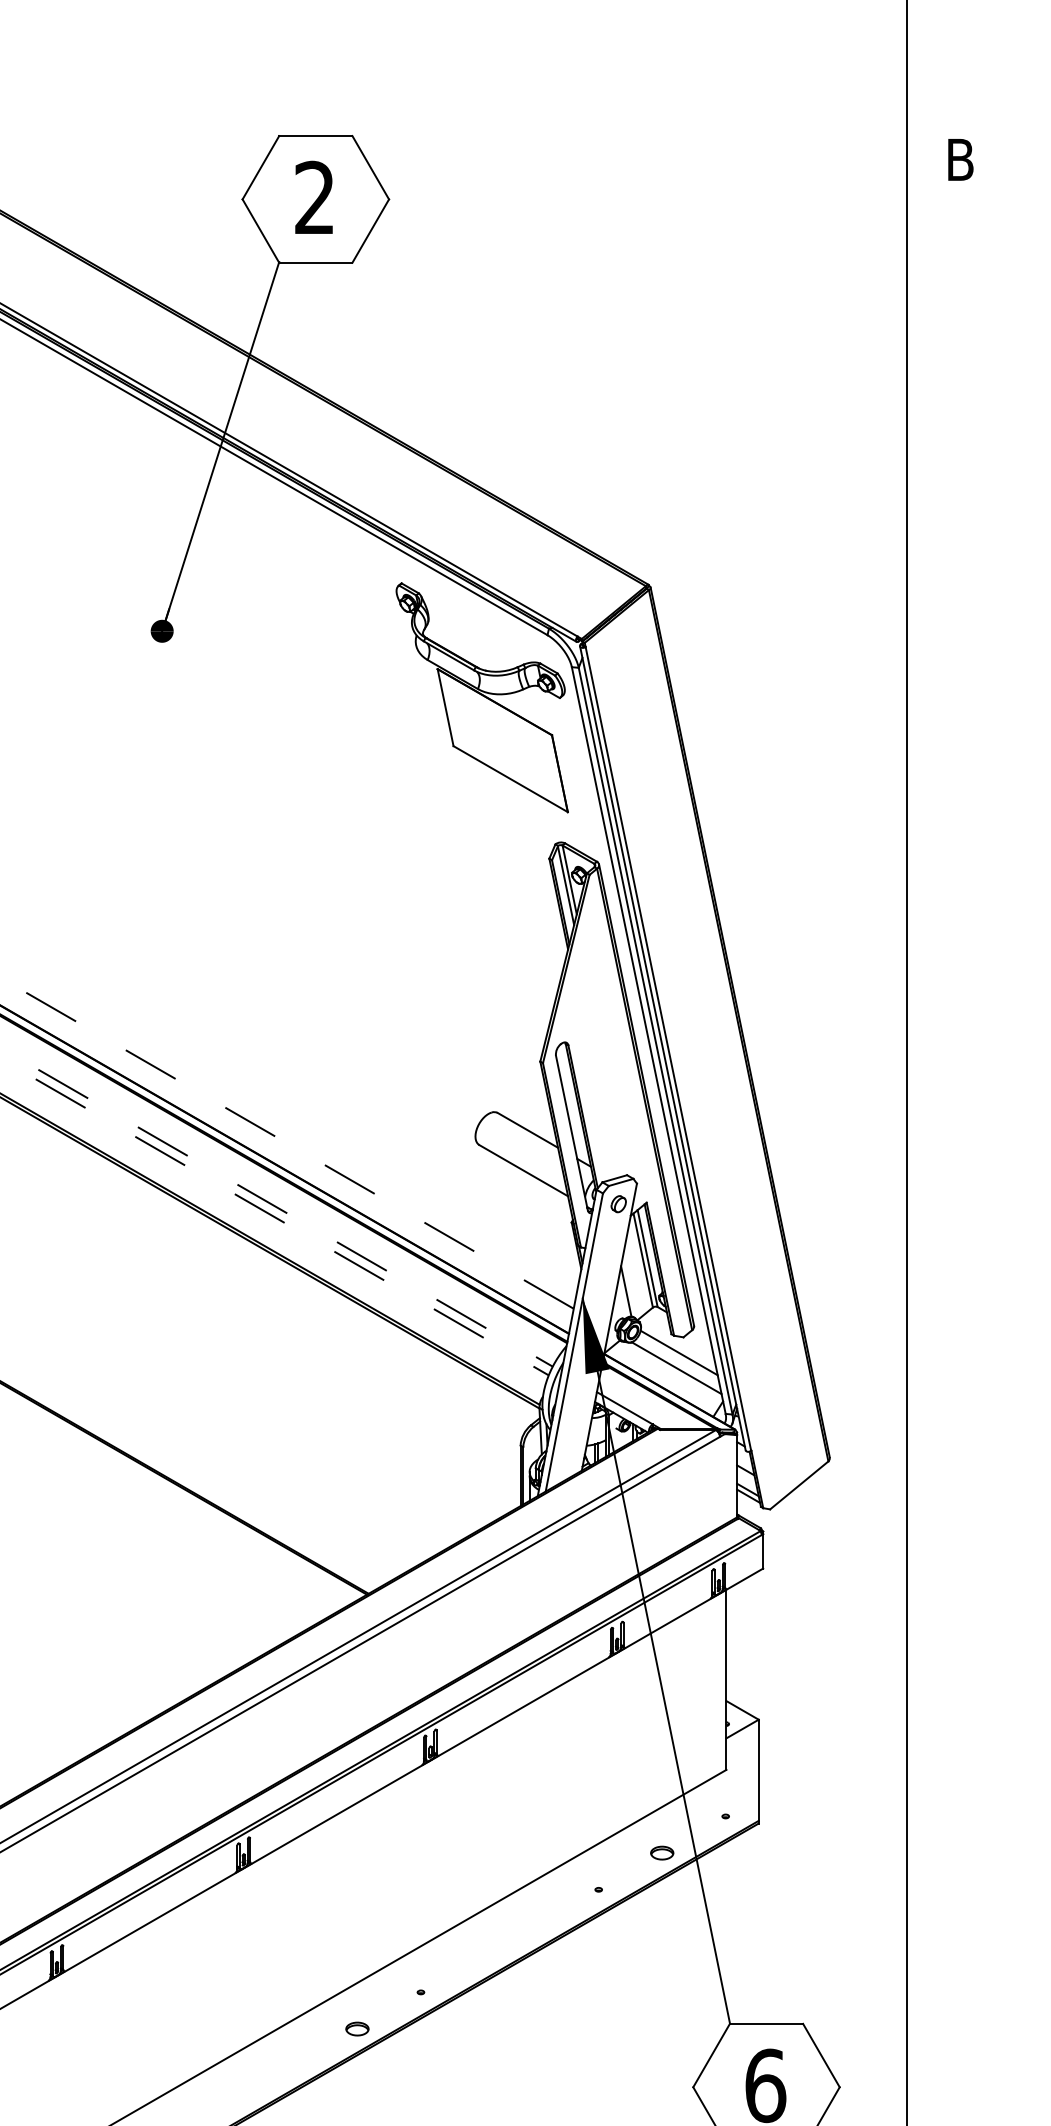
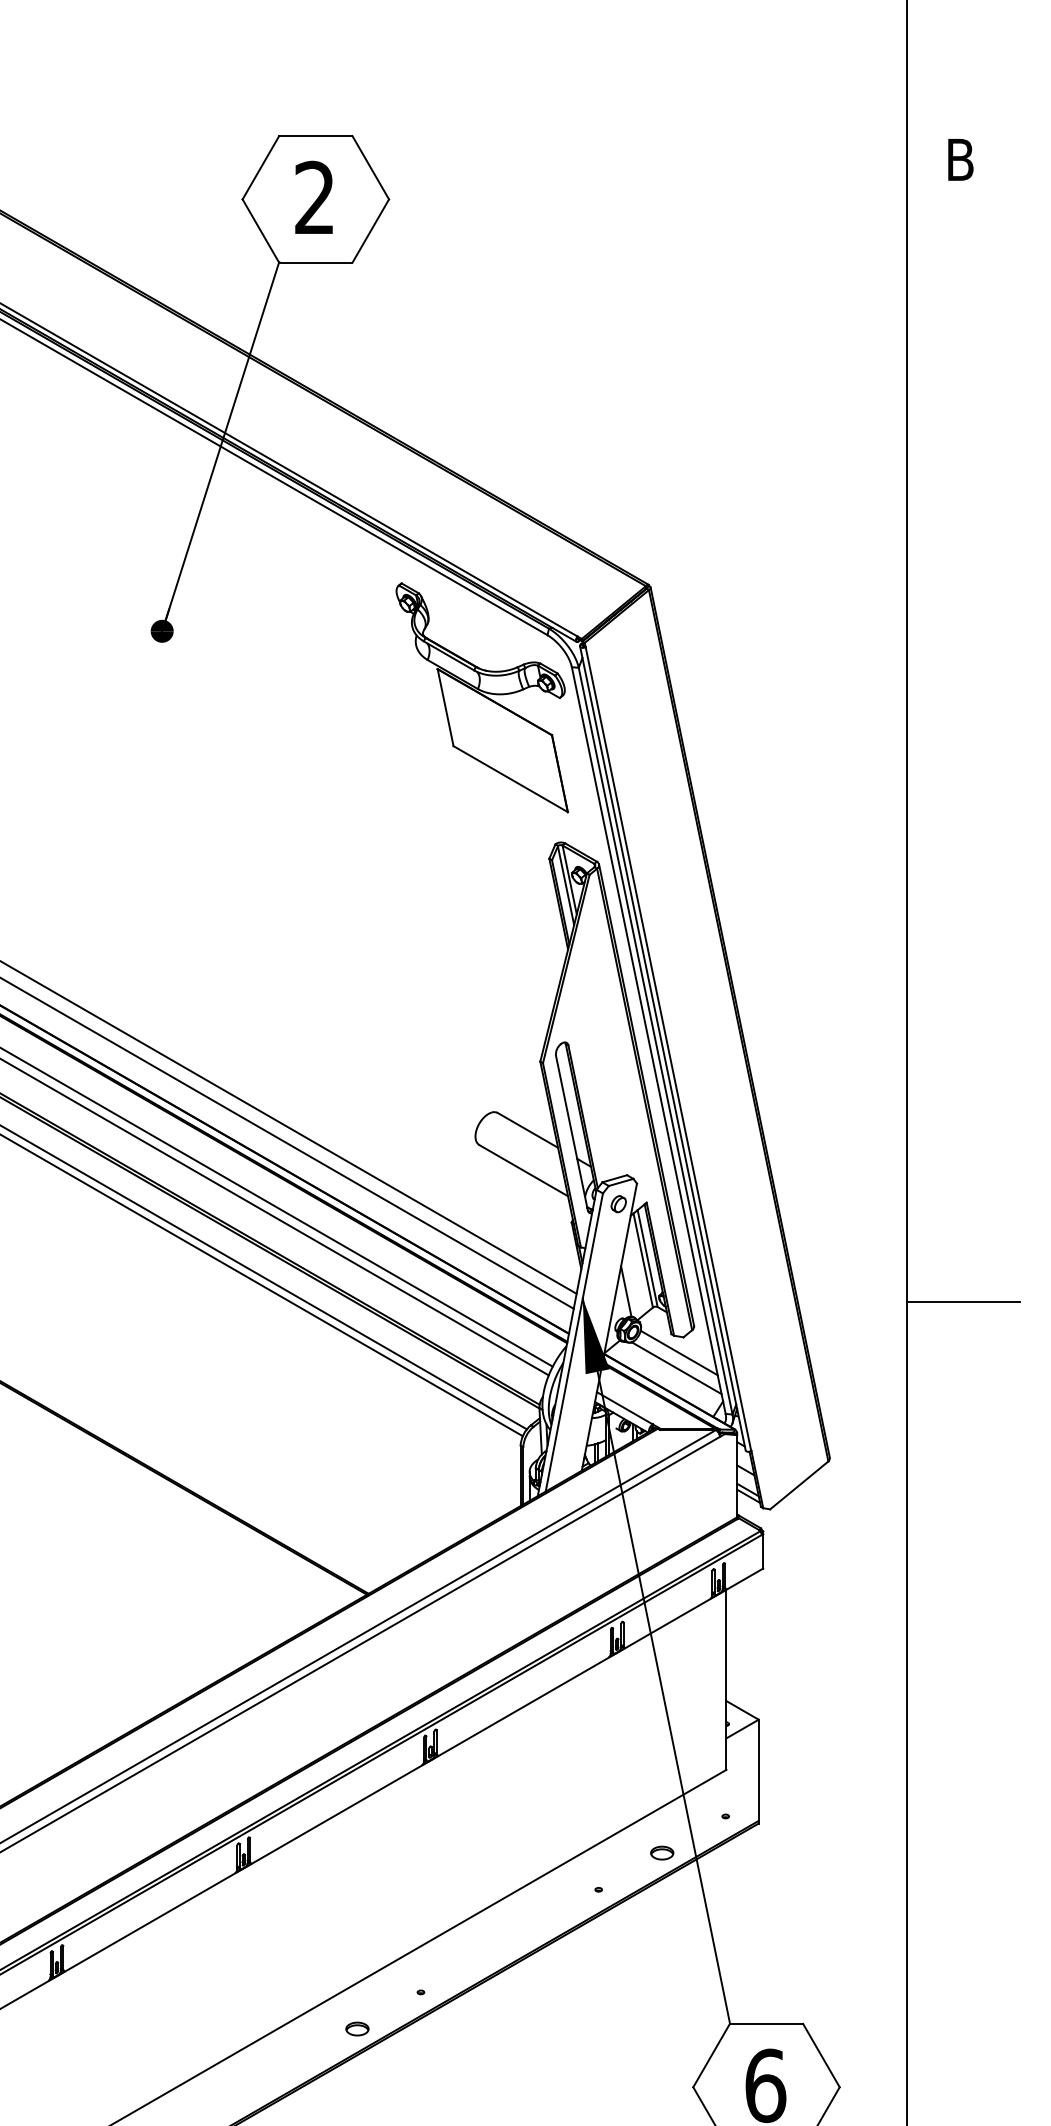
line: none -> present (289, 1127)
line: dashed -> solid (287, 1143)
line: dashed -> solid (276, 1207)
line: dashed -> solid (275, 1217)
line: none -> present (264, 1277)
line: none -> present (262, 1285)
line: none -> present (962, 1301)
